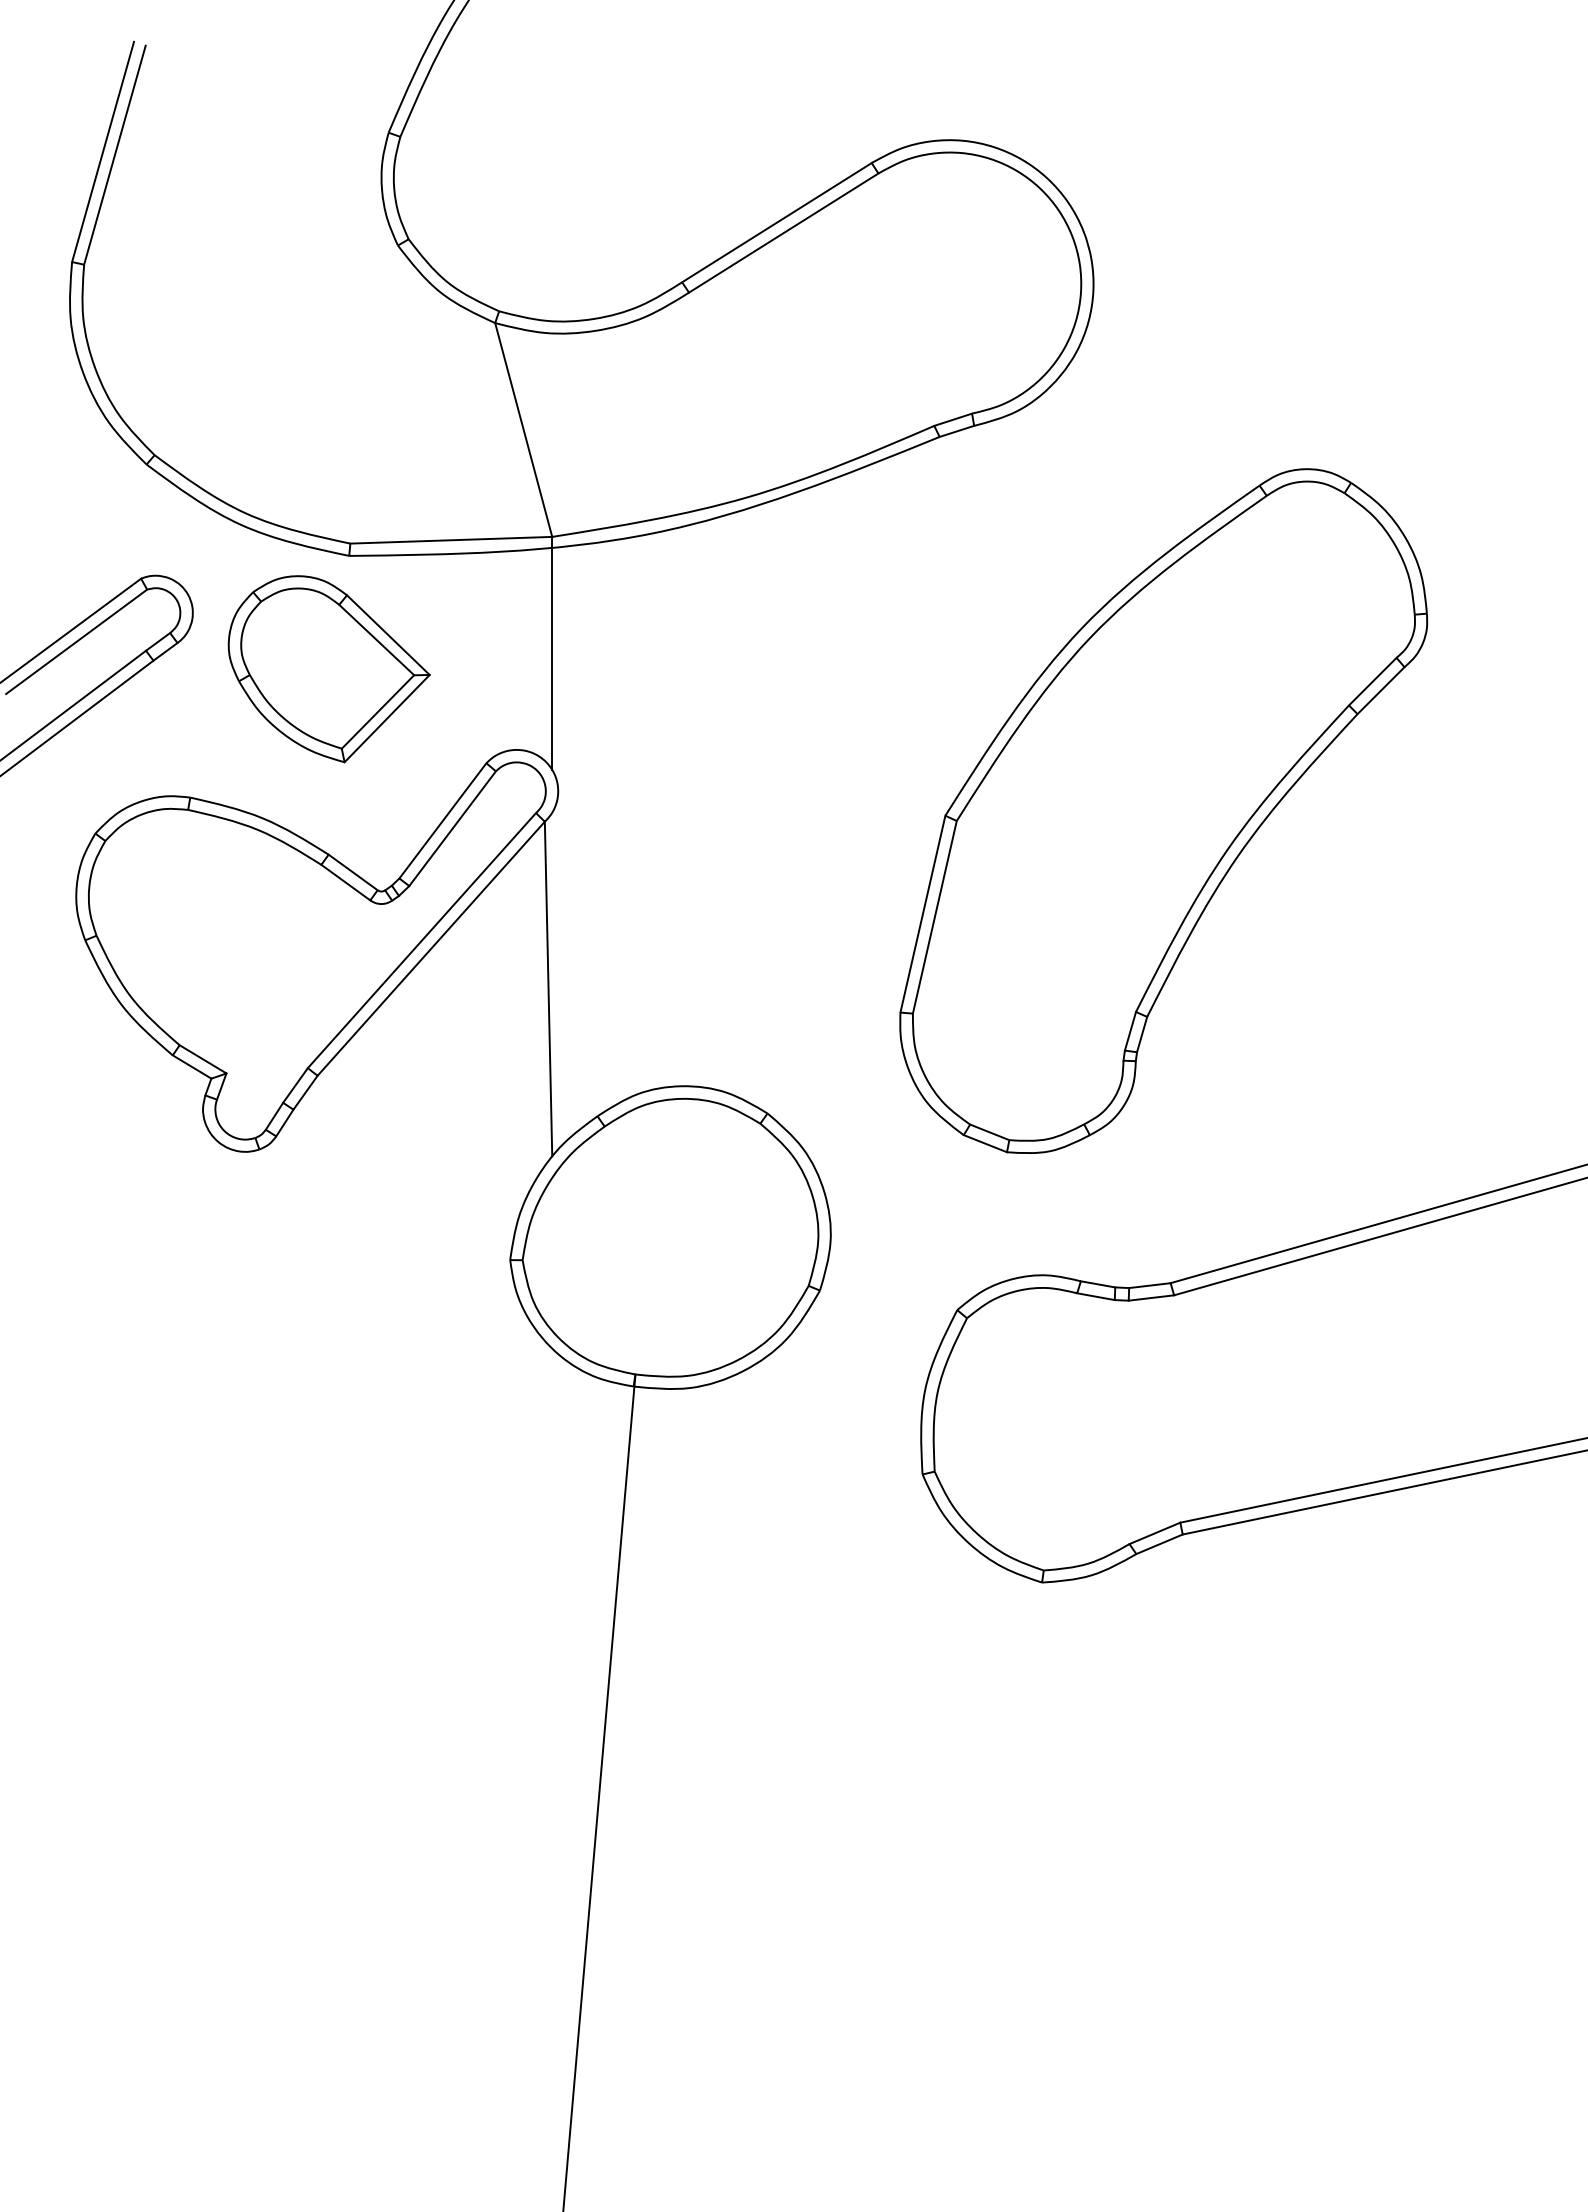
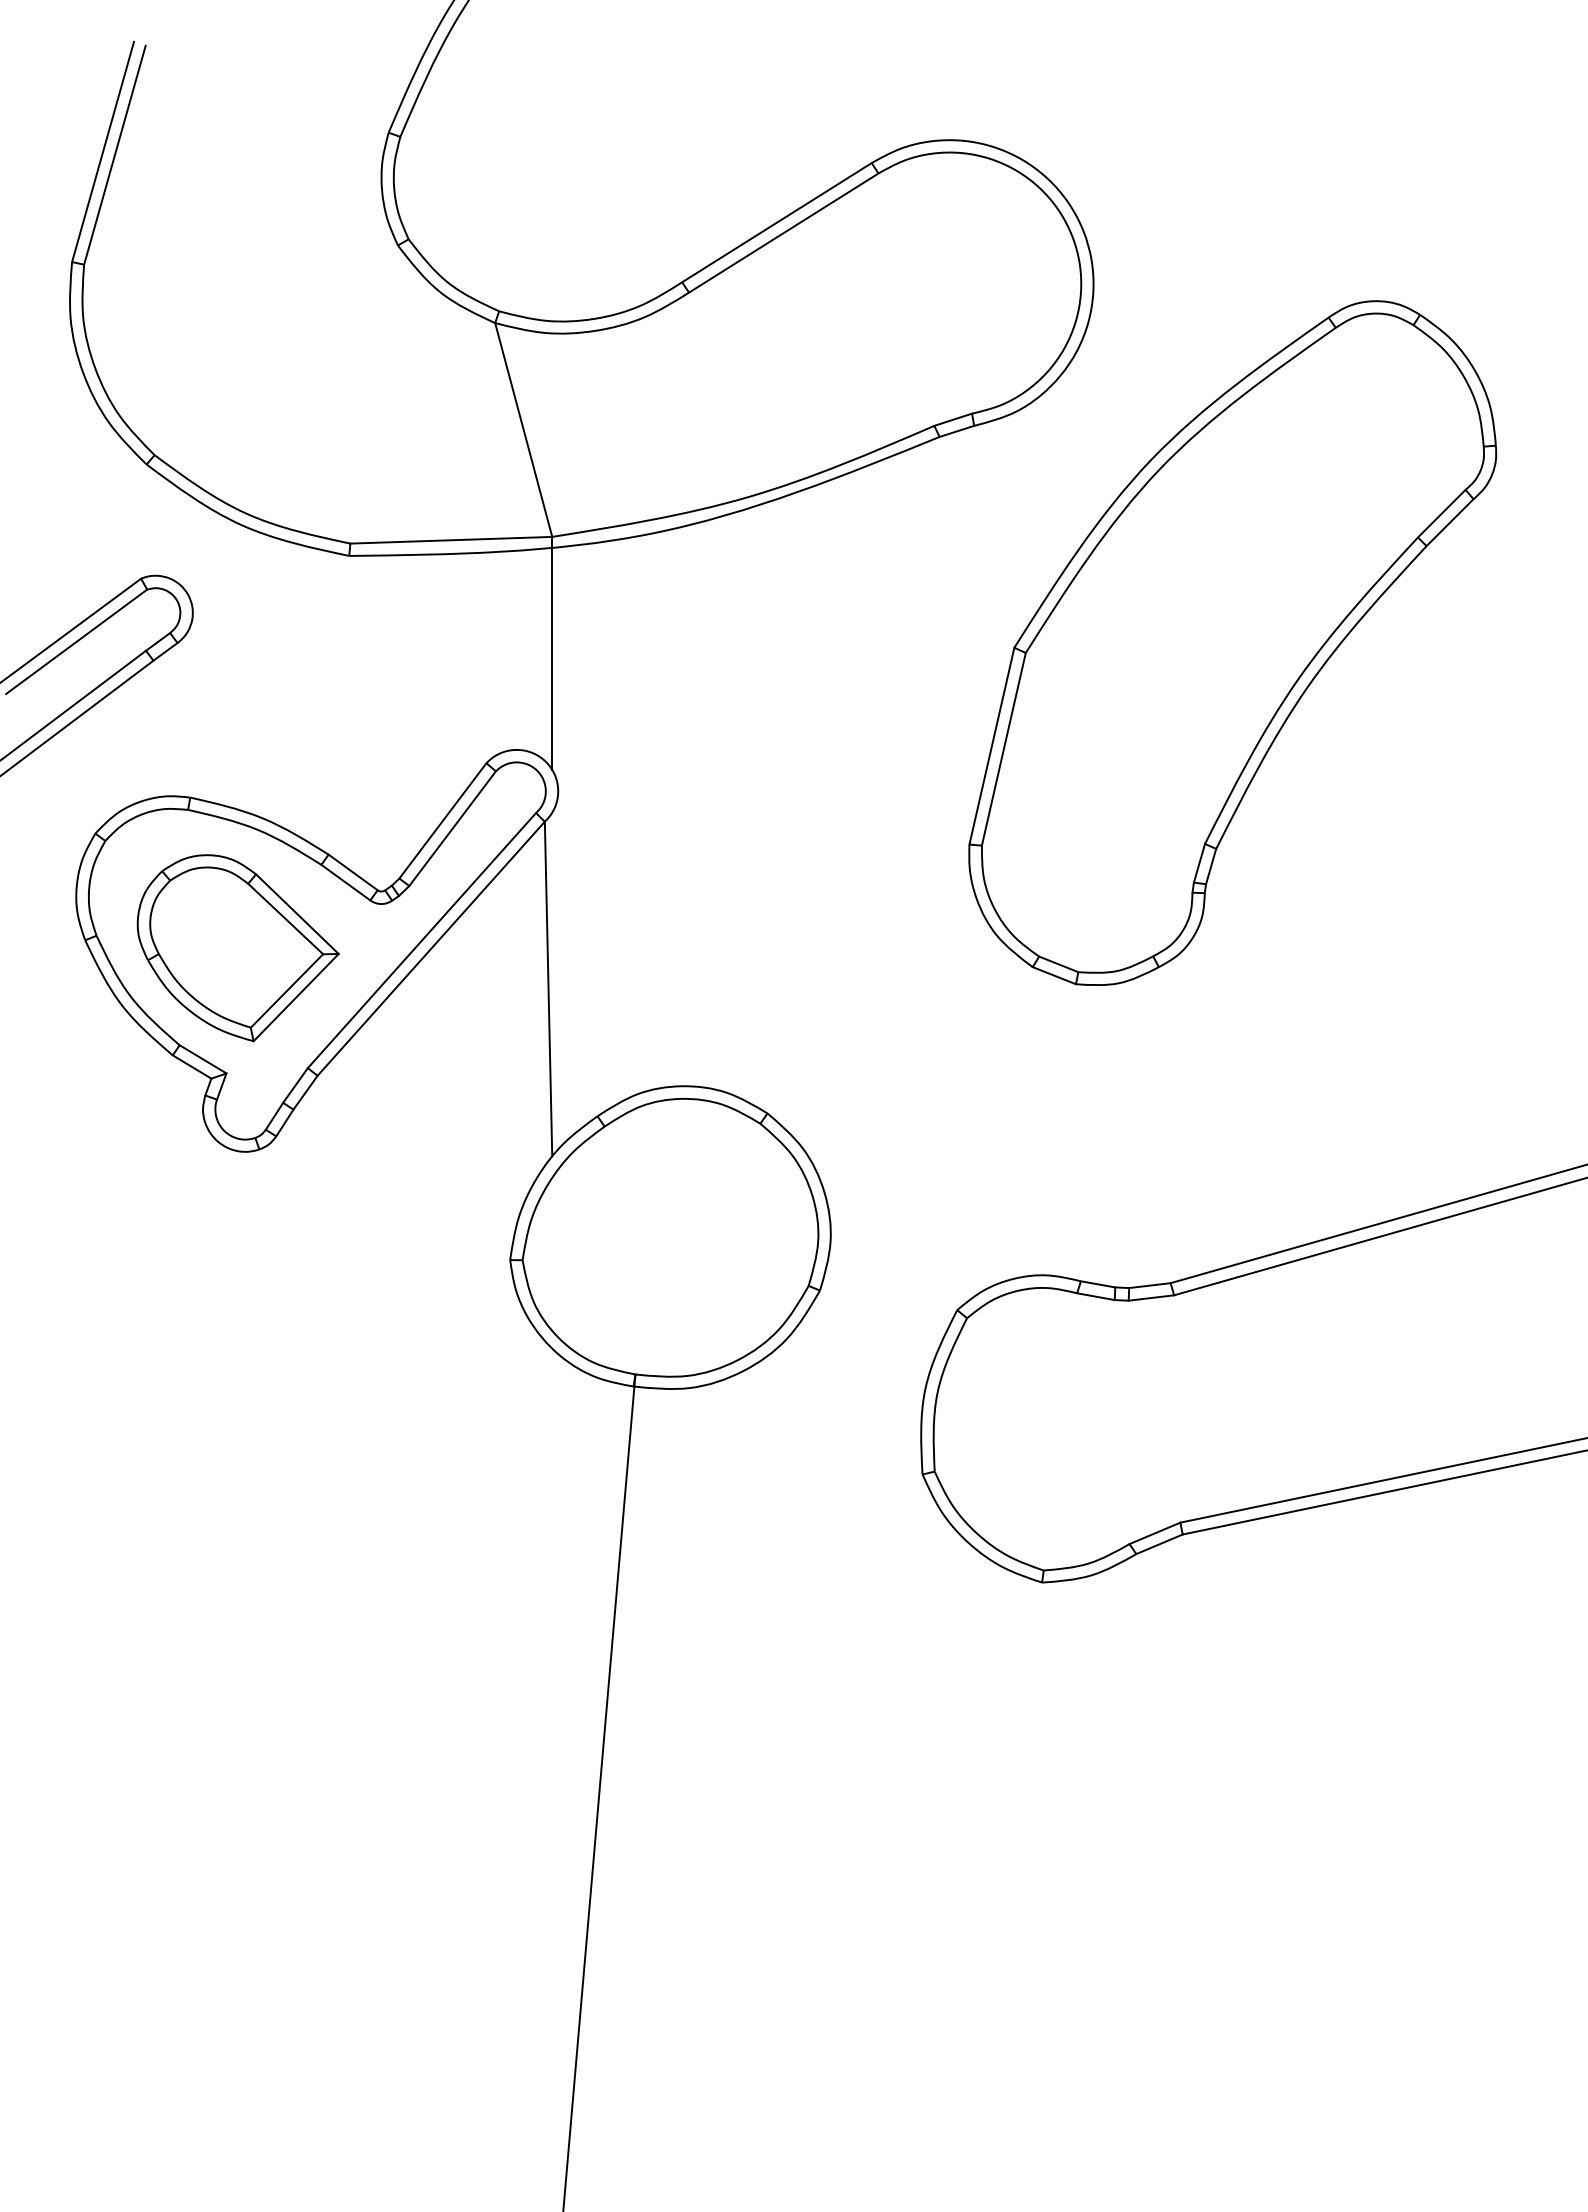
part position: (328, 669) -> (237, 948) (237, 948)
part position: (1163, 810) -> (1232, 642) (1232, 642)
